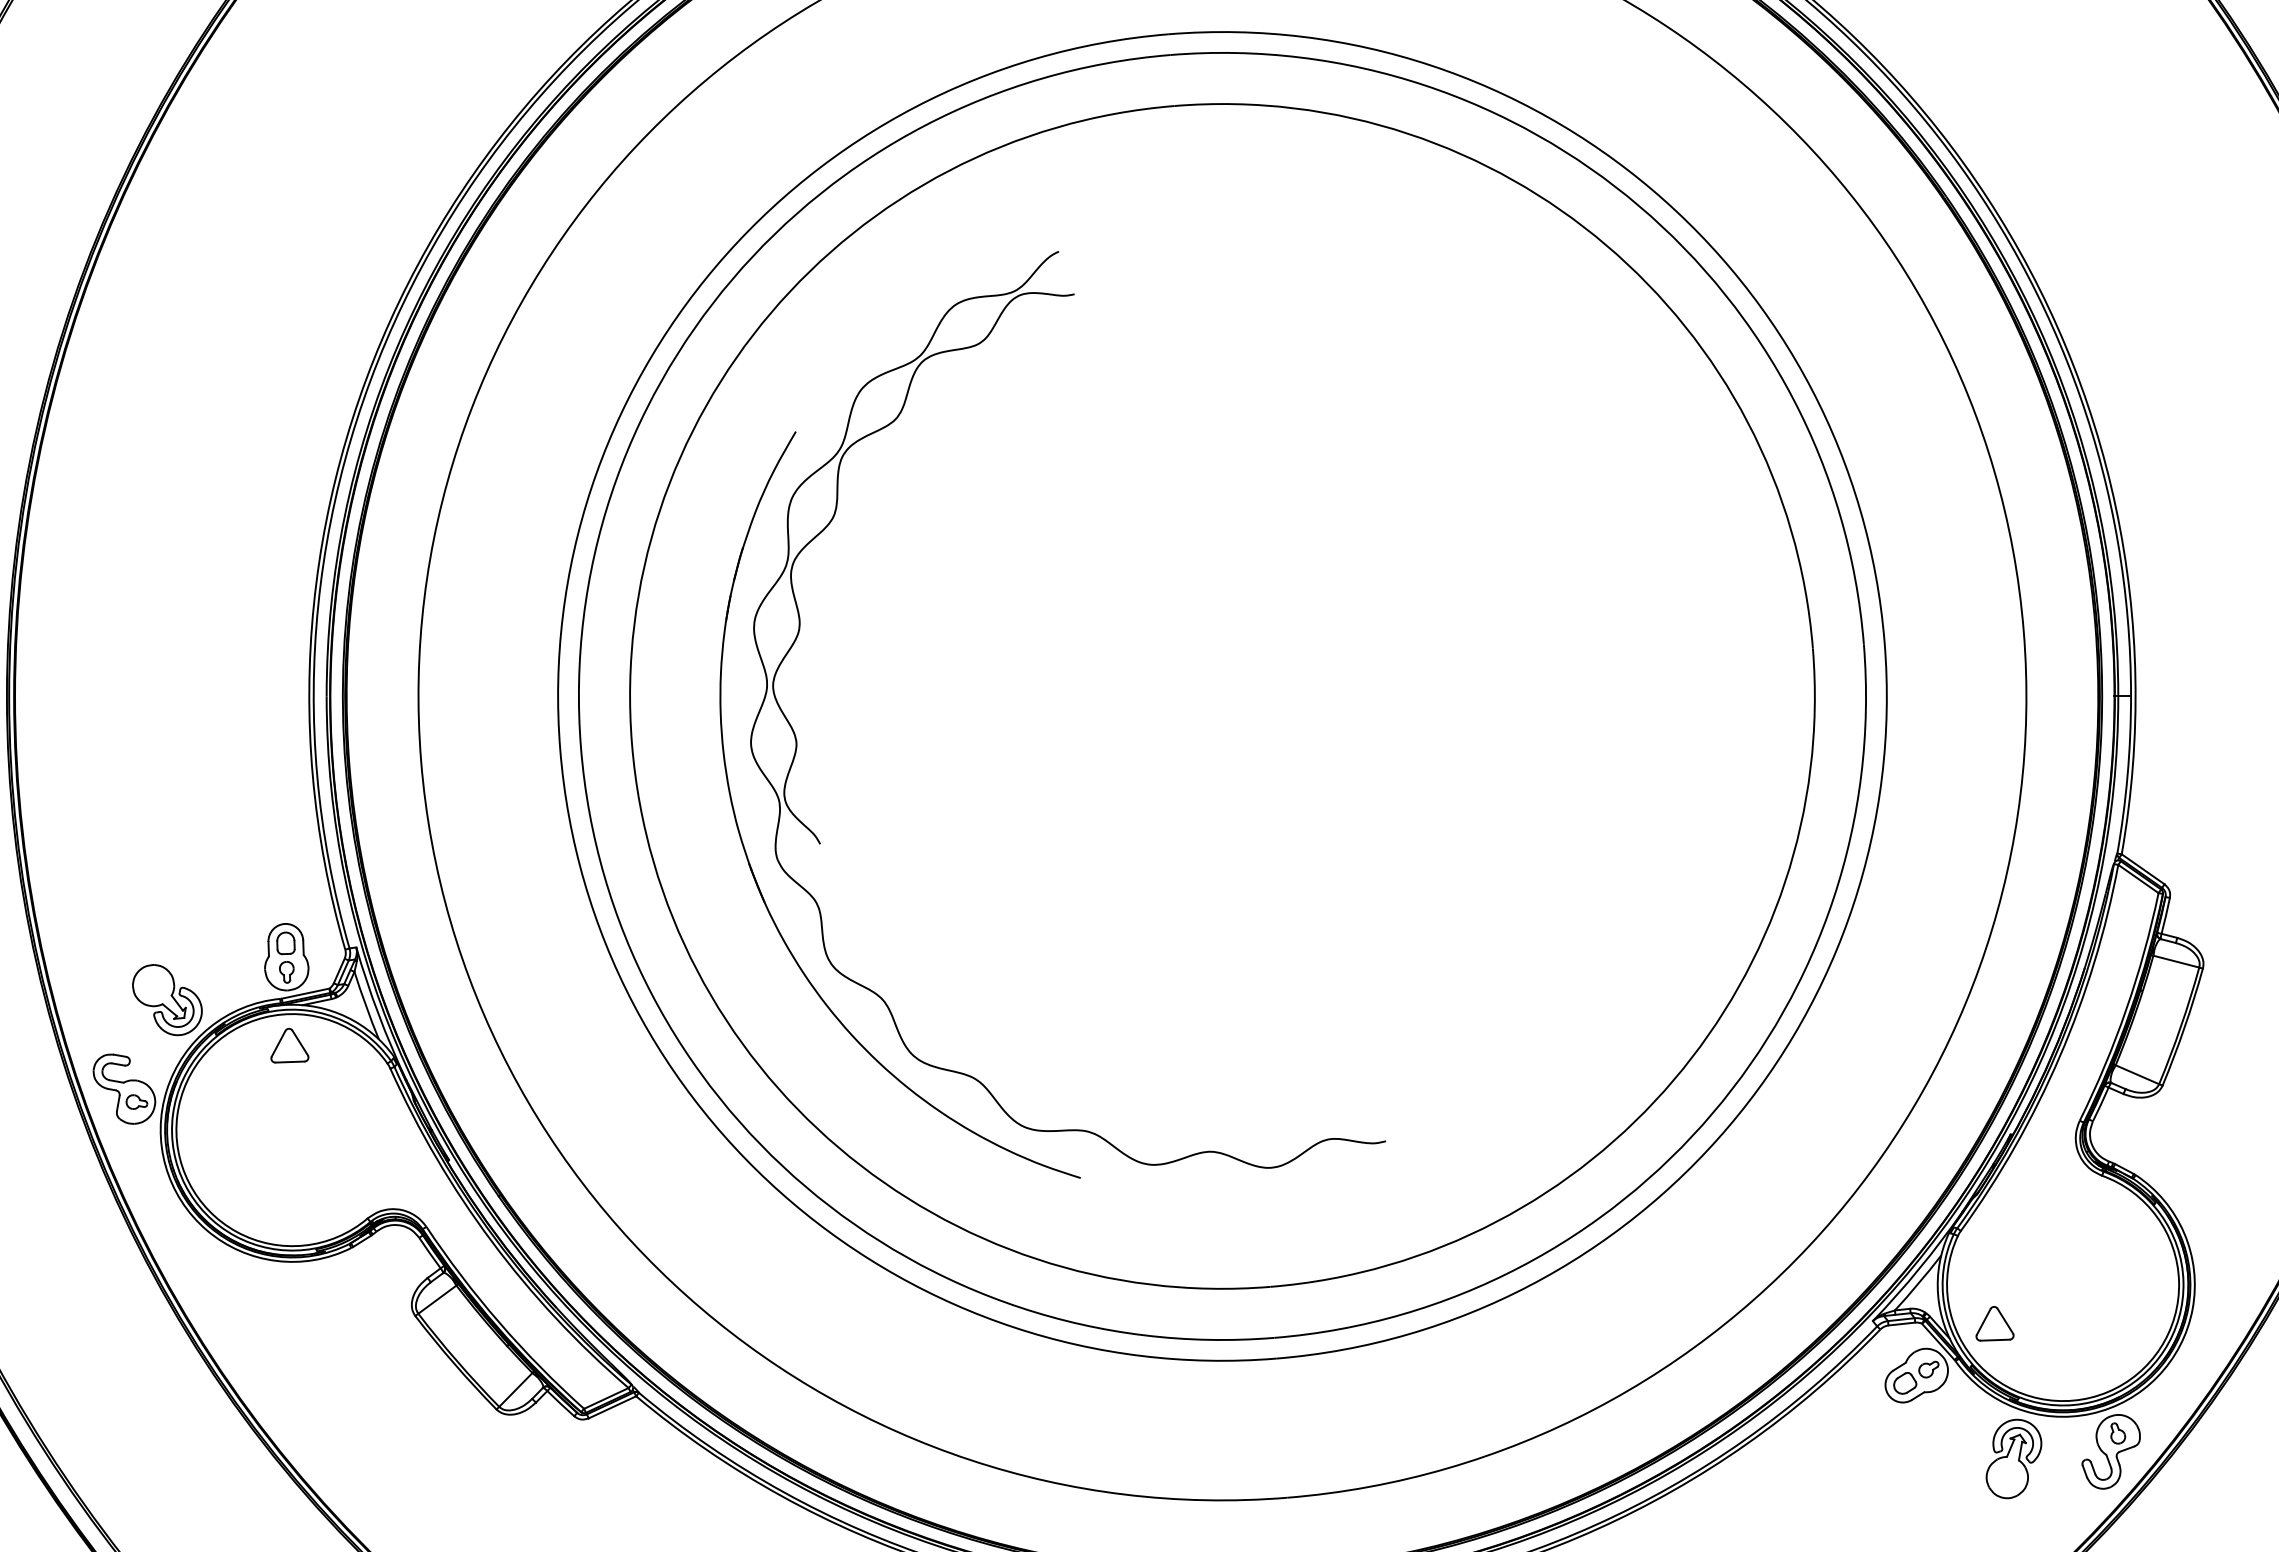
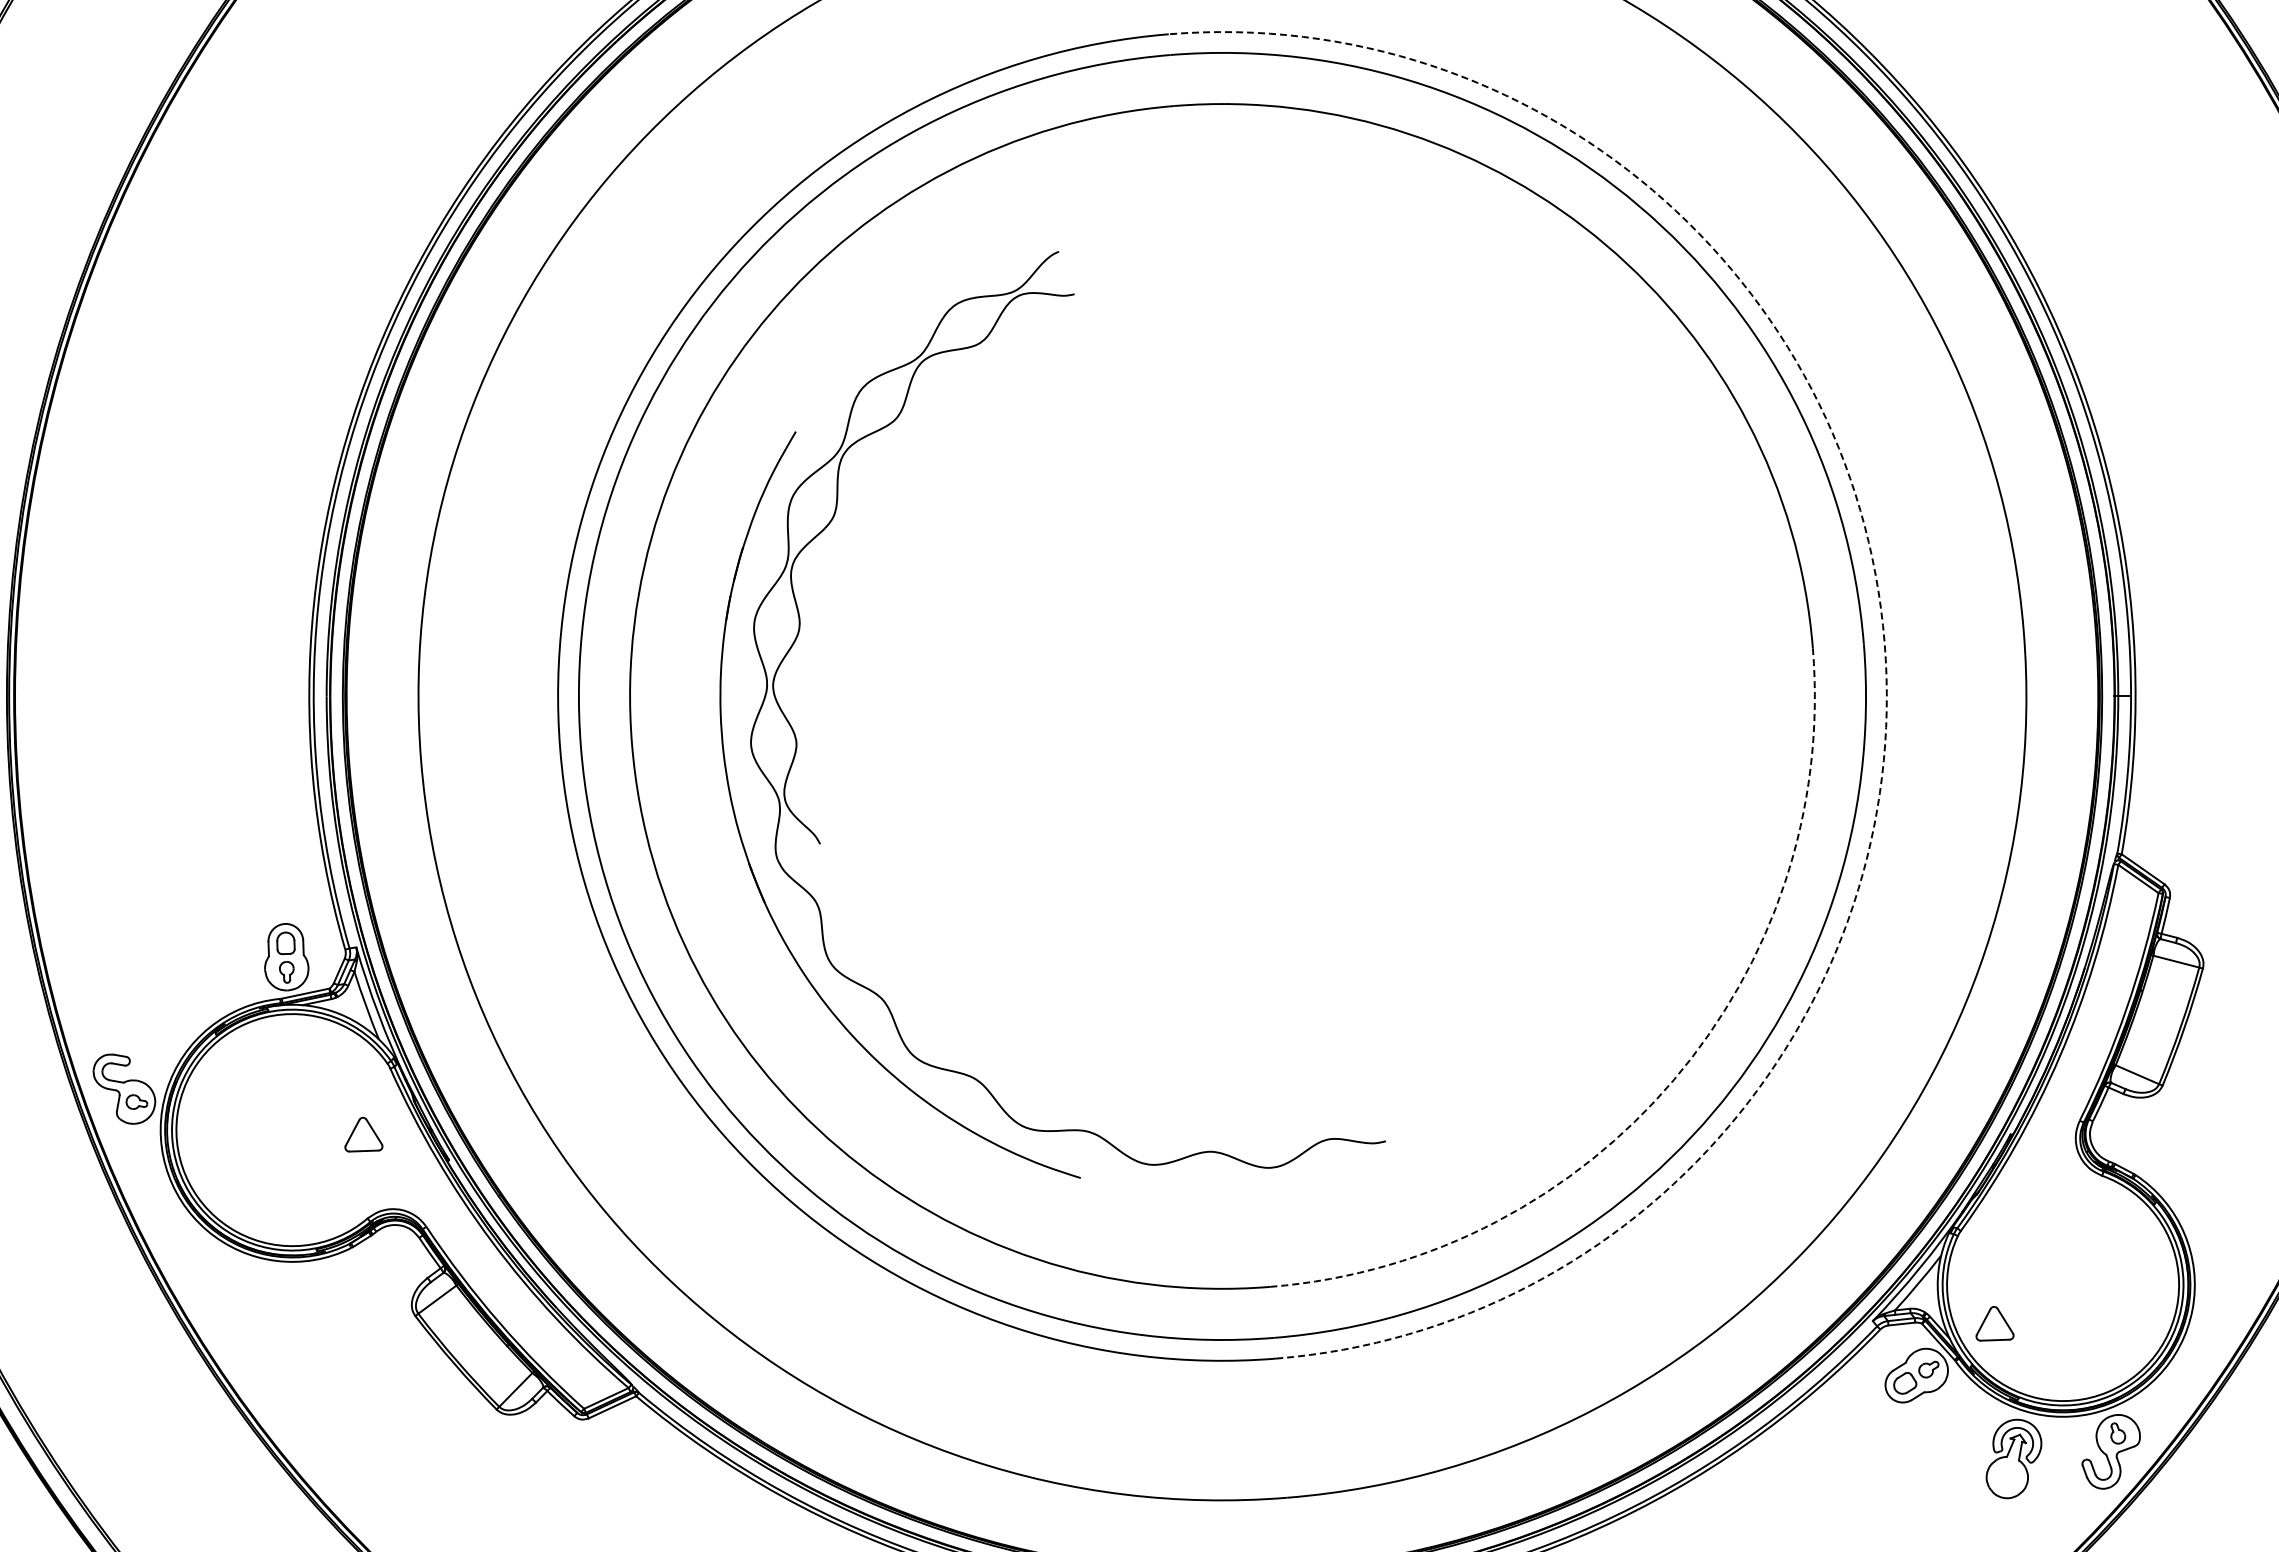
arc: solid -> dashed (1884, 642)
part: present -> none (167, 1000)
part position: (289, 1045) -> (363, 1134) (363, 1134)
arc: solid -> dashed (1673, 1080)
